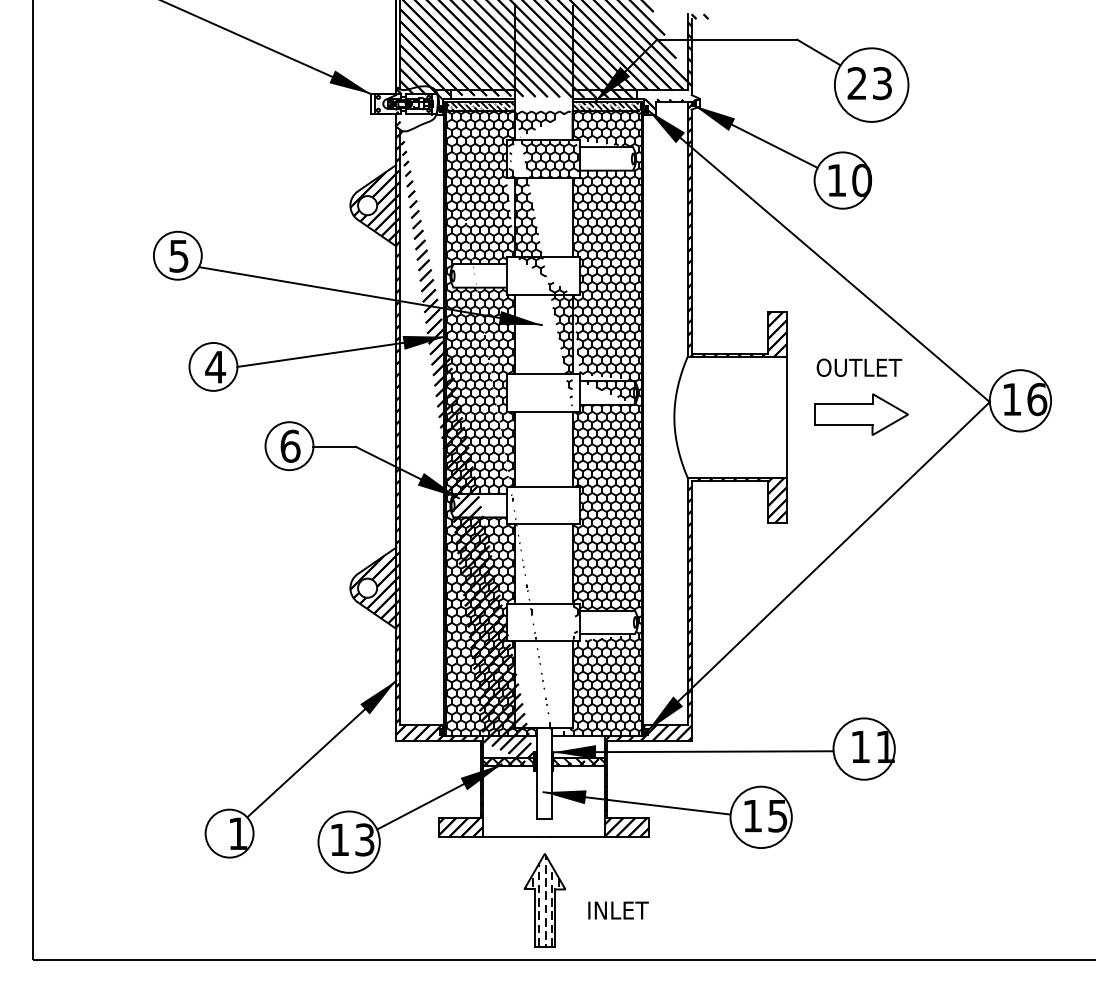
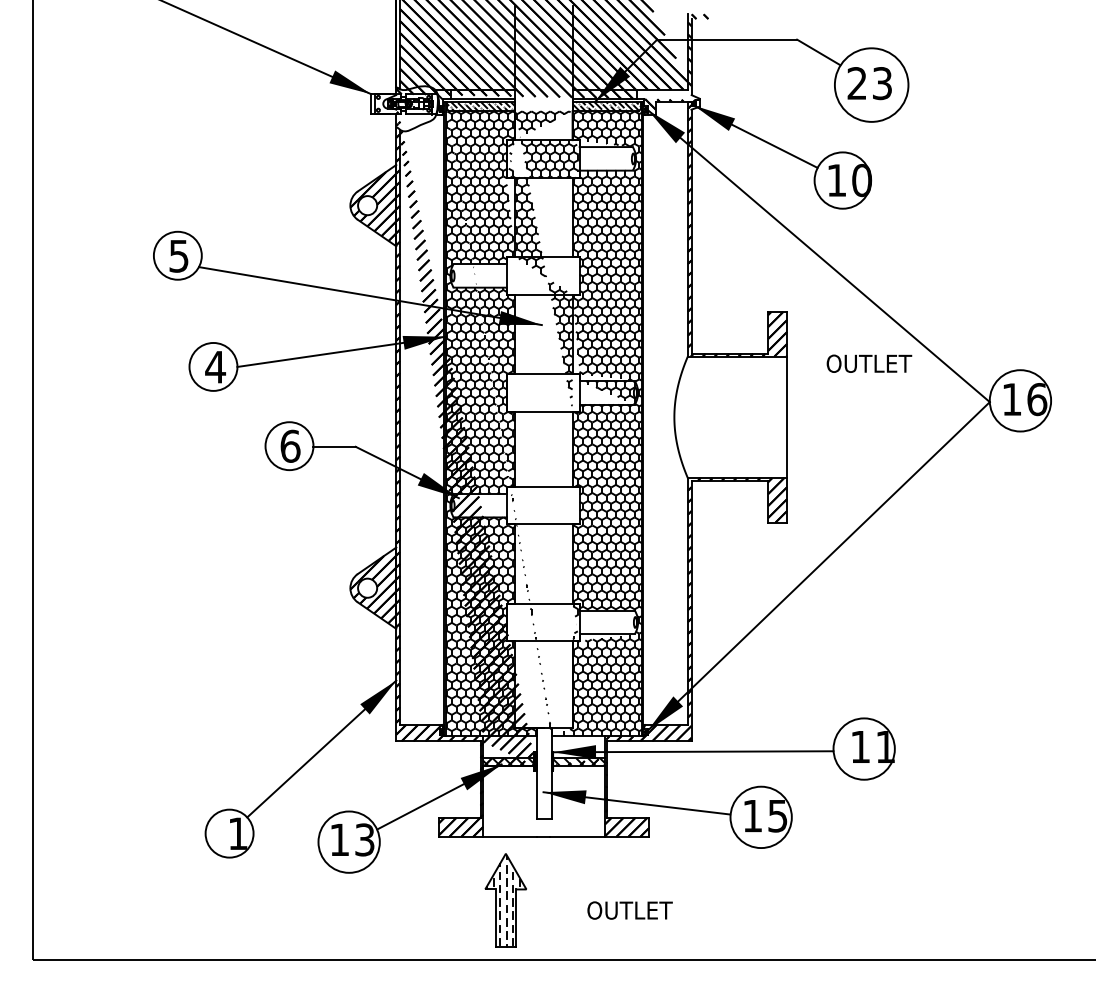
text position: (859, 367) -> (869, 363) (869, 363)
part: present -> none (861, 414)
part position: (544, 900) -> (505, 900) (505, 900)
text: INLET -> OUTLET (629, 910)
